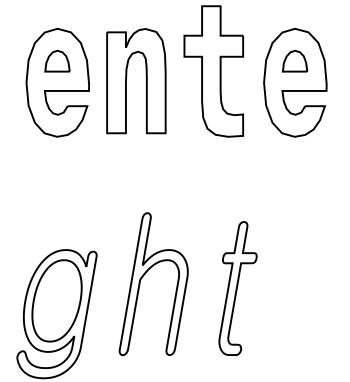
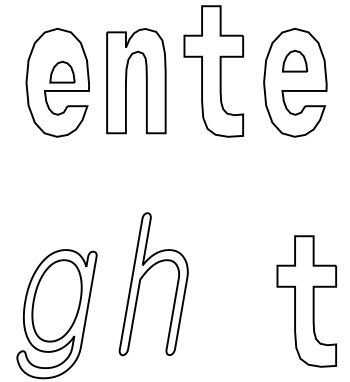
part position: (57, 60) -> (62, 71) (62, 71)
part: present -> none (237, 288)
part: none -> present (306, 301)
